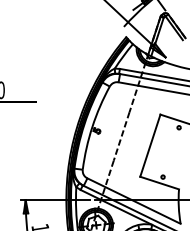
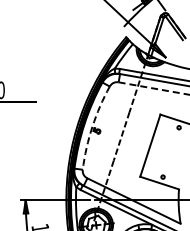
line: solid -> dashed (153, 88)
arc: solid -> dashed (92, 126)
